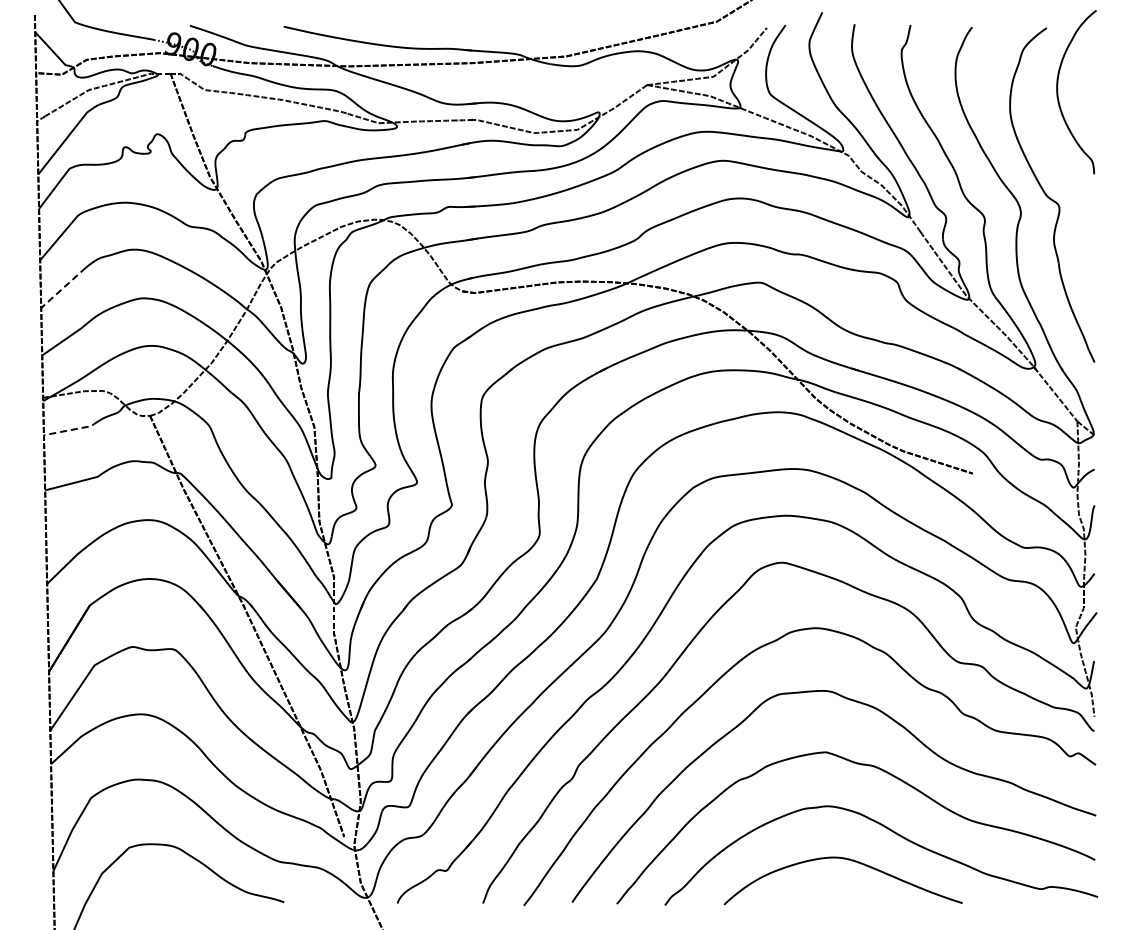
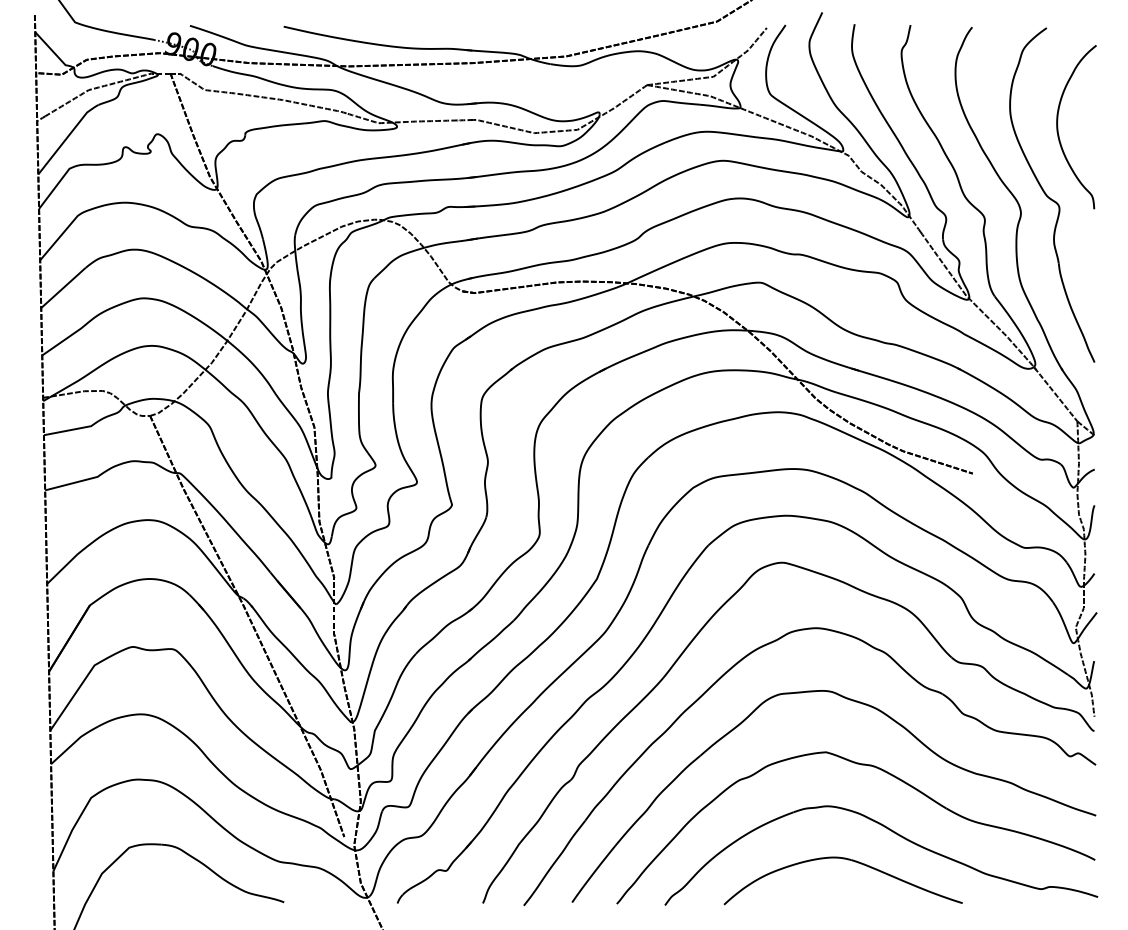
curve position: (1058, 92) -> (1058, 127) (1058, 127)
line: dashed -> solid (63, 287)
line: dashed -> solid (72, 429)
